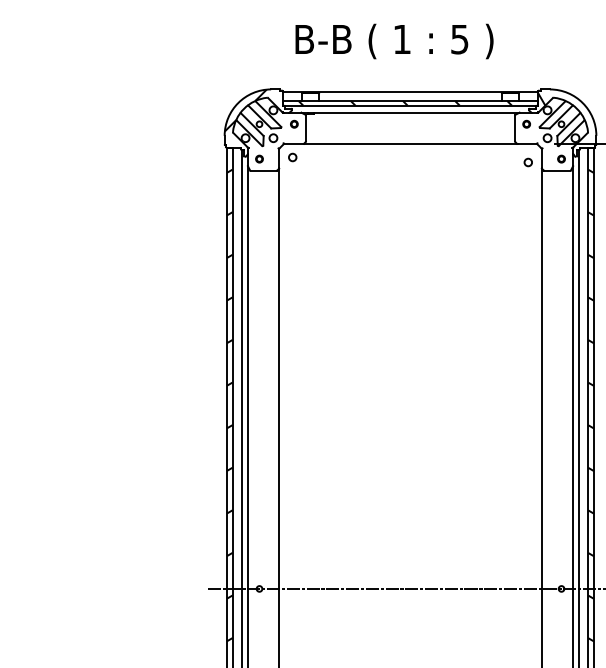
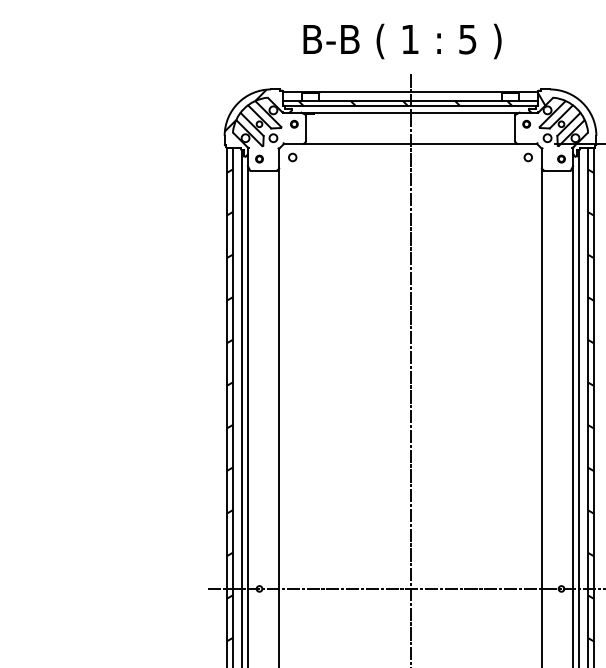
text position: (394, 41) -> (402, 41) (402, 41)
circle position: (527, 162) -> (527, 157) (527, 157)
line: none -> present (410, 369)
